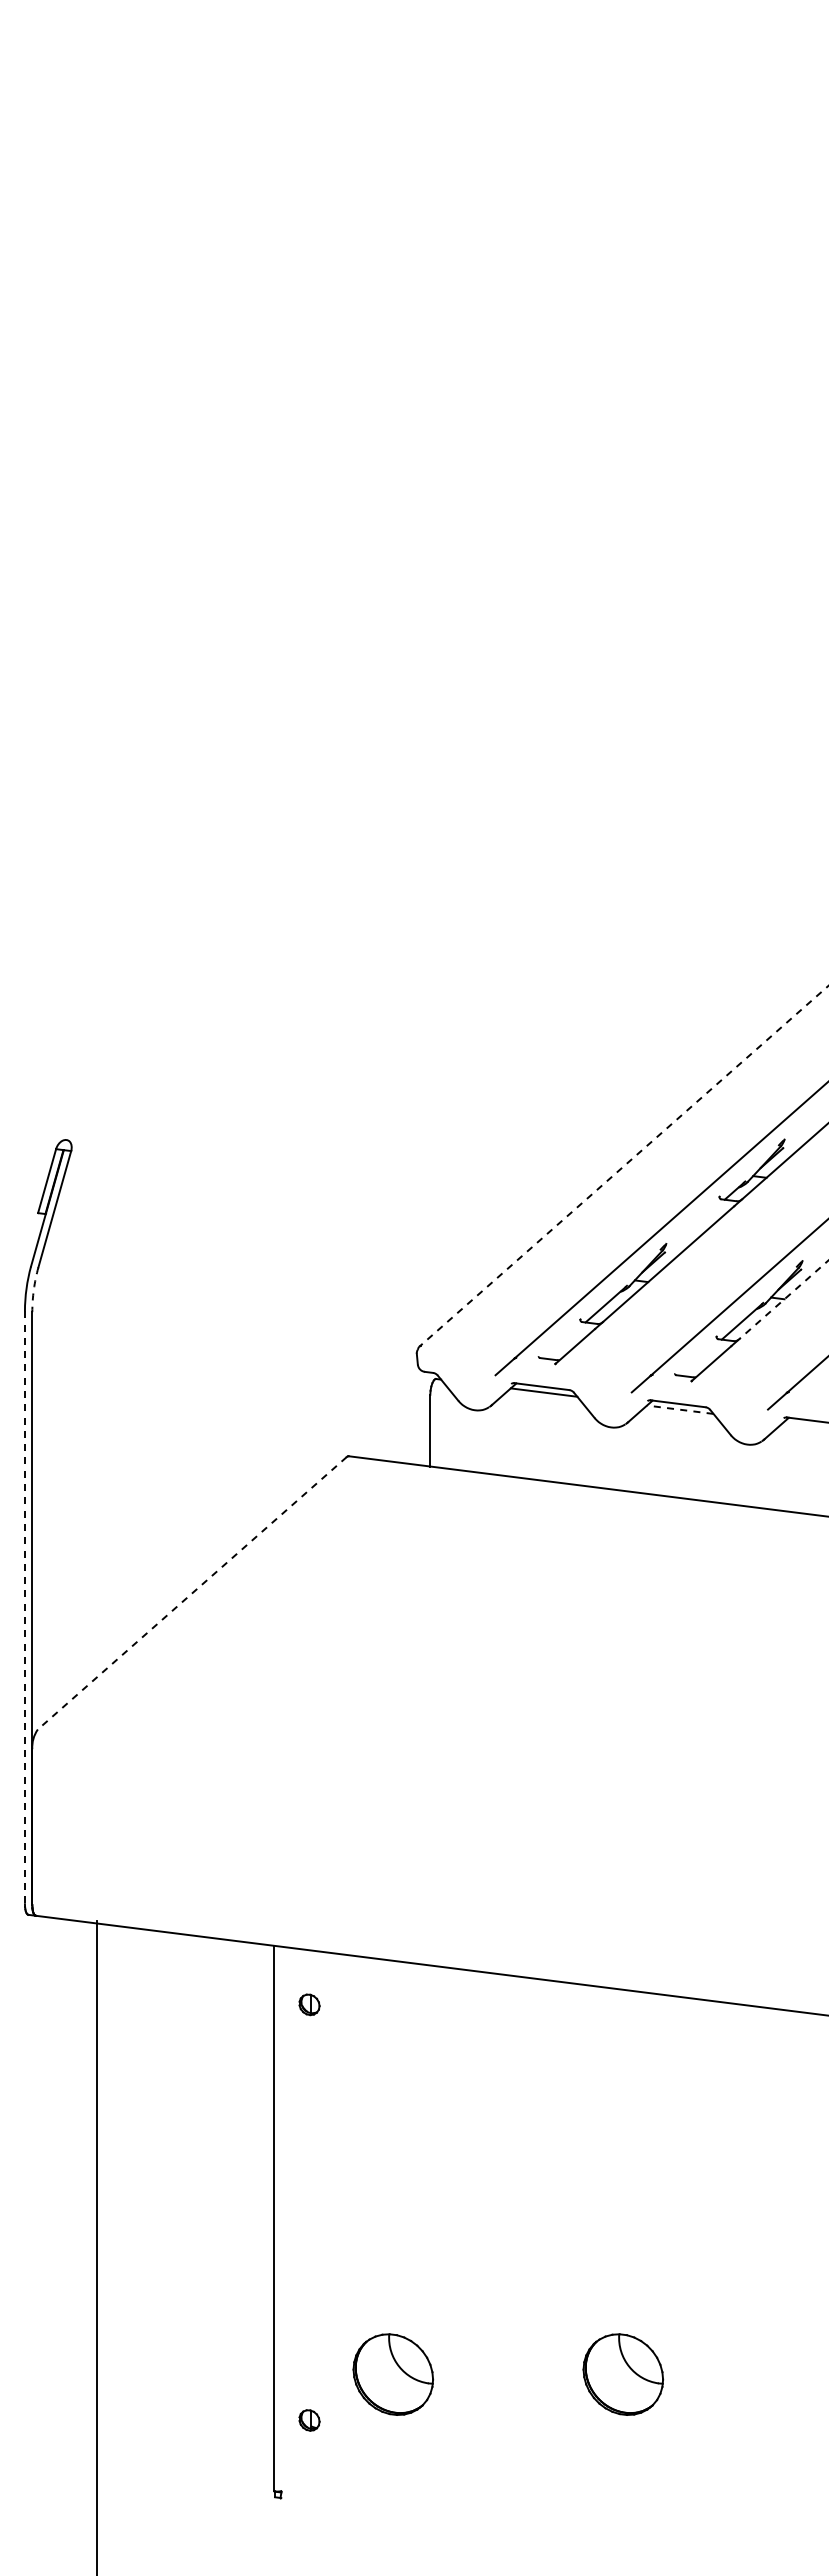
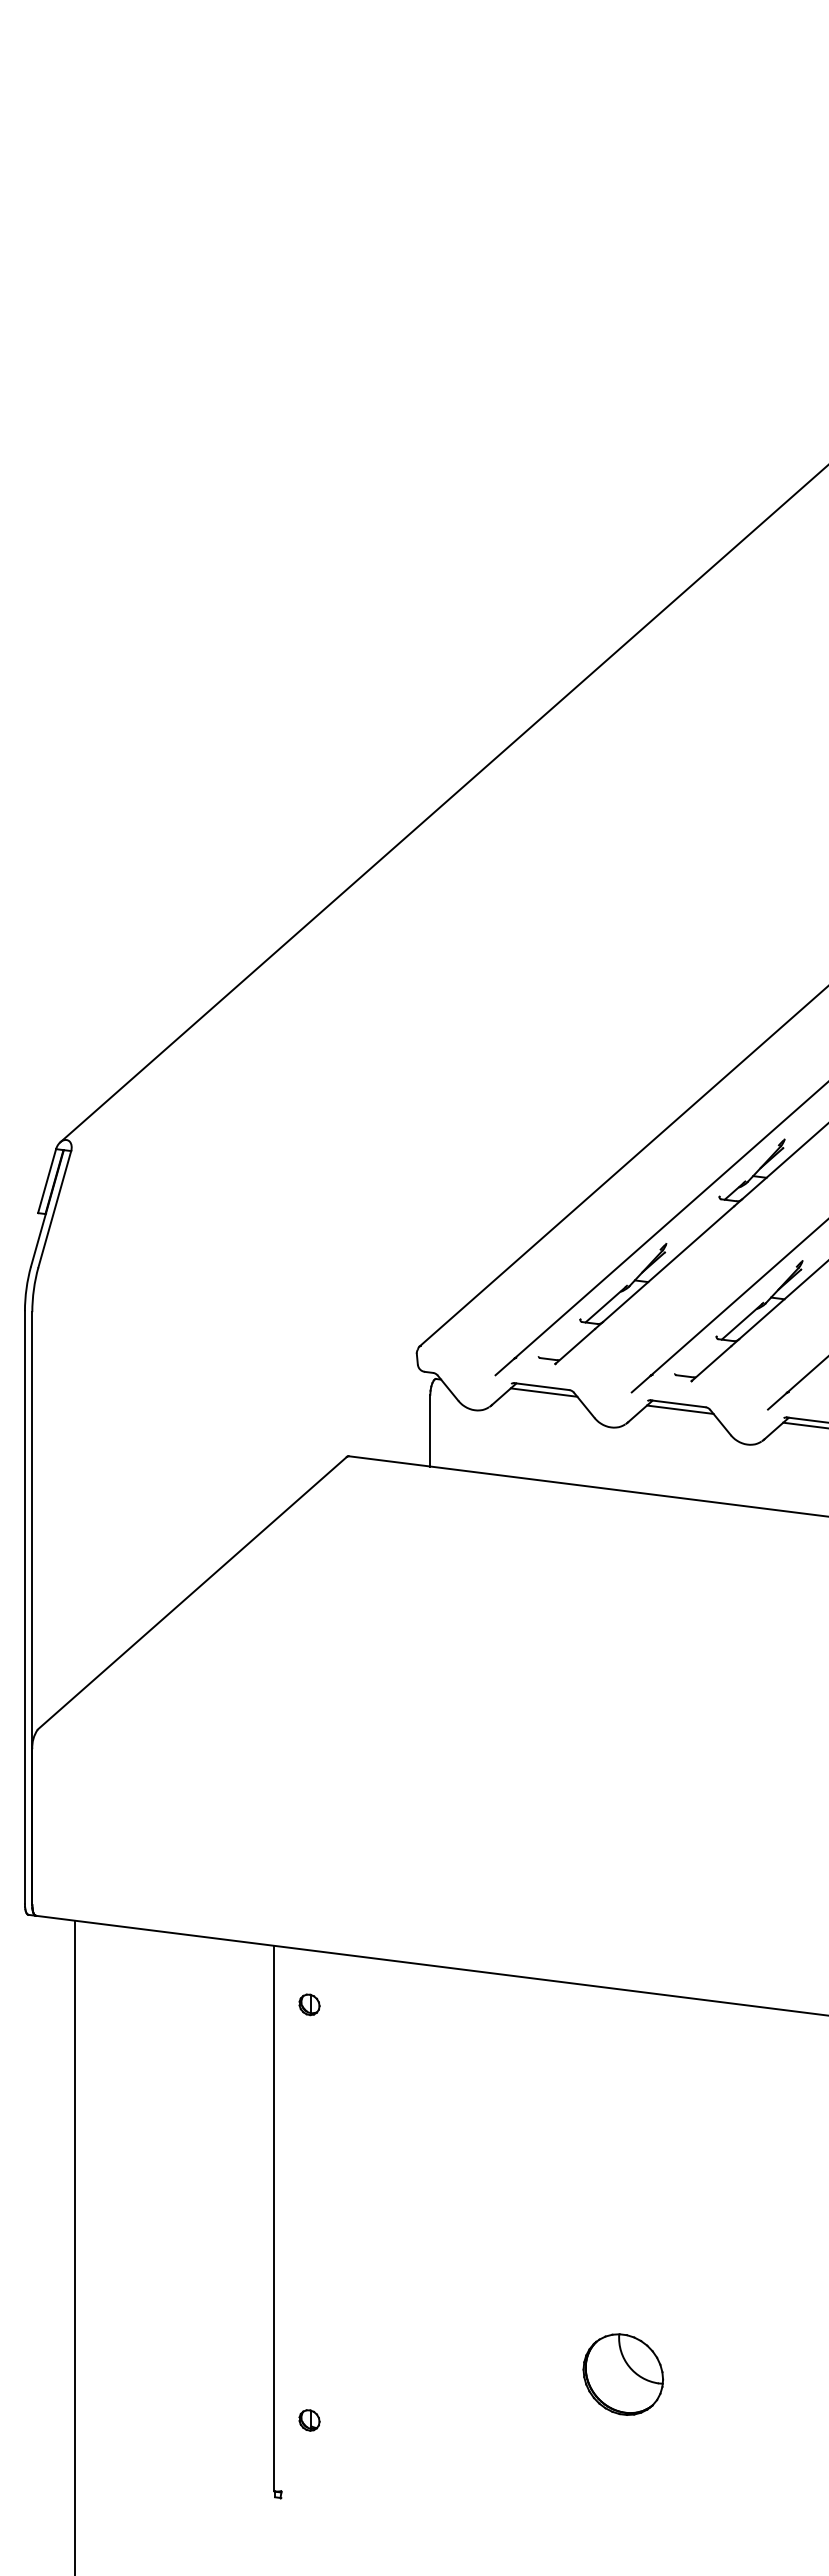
line: none -> present (442, 804)
line: dashed -> solid (624, 1165)
arc: dashed -> solid (33, 1289)
line: dashed -> solid (784, 1299)
line: dashed -> solid (680, 1409)
line: none -> present (804, 1425)
line: dashed -> solid (192, 1593)
line: dashed -> solid (24, 1608)
line position: (97, 2246) -> (75, 2246) (75, 2246)
part: present -> none (393, 2374)
